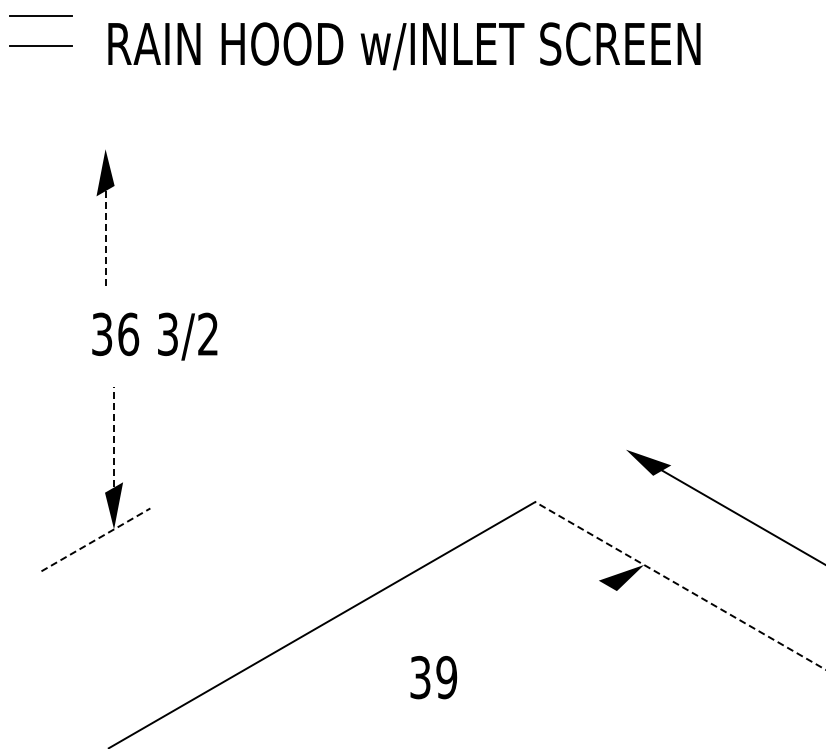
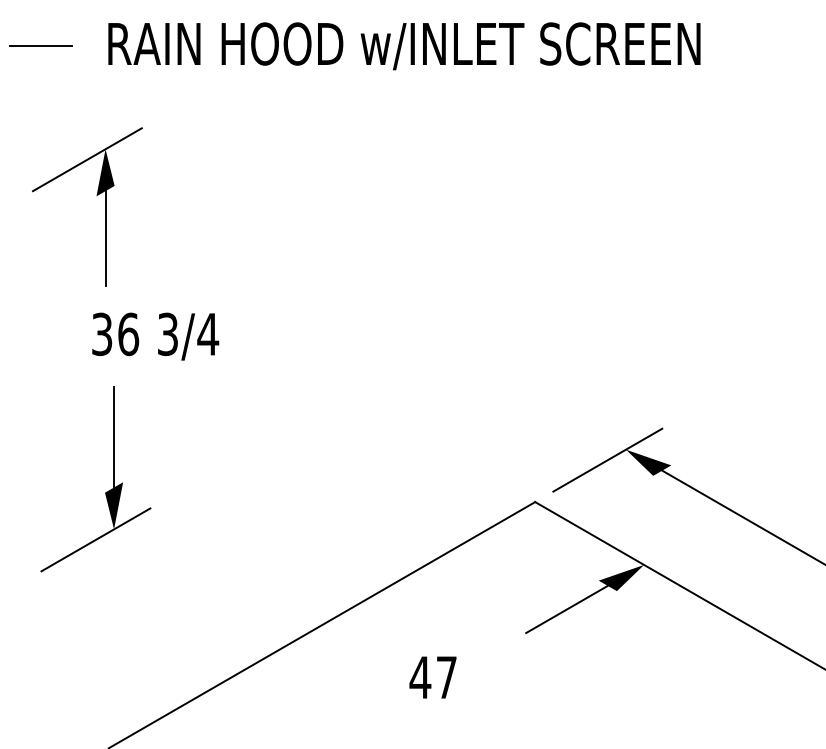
line: present -> none (40, 15)
line: none -> present (86, 159)
line: dashed -> solid (105, 238)
text: 3/2 -> 3/4 (208, 333)
line: dashed -> solid (114, 436)
line: none -> present (607, 459)
line: dashed -> solid (95, 539)
line: dashed -> solid (679, 585)
line: none -> present (566, 609)
text: 39 -> 47 (433, 677)
